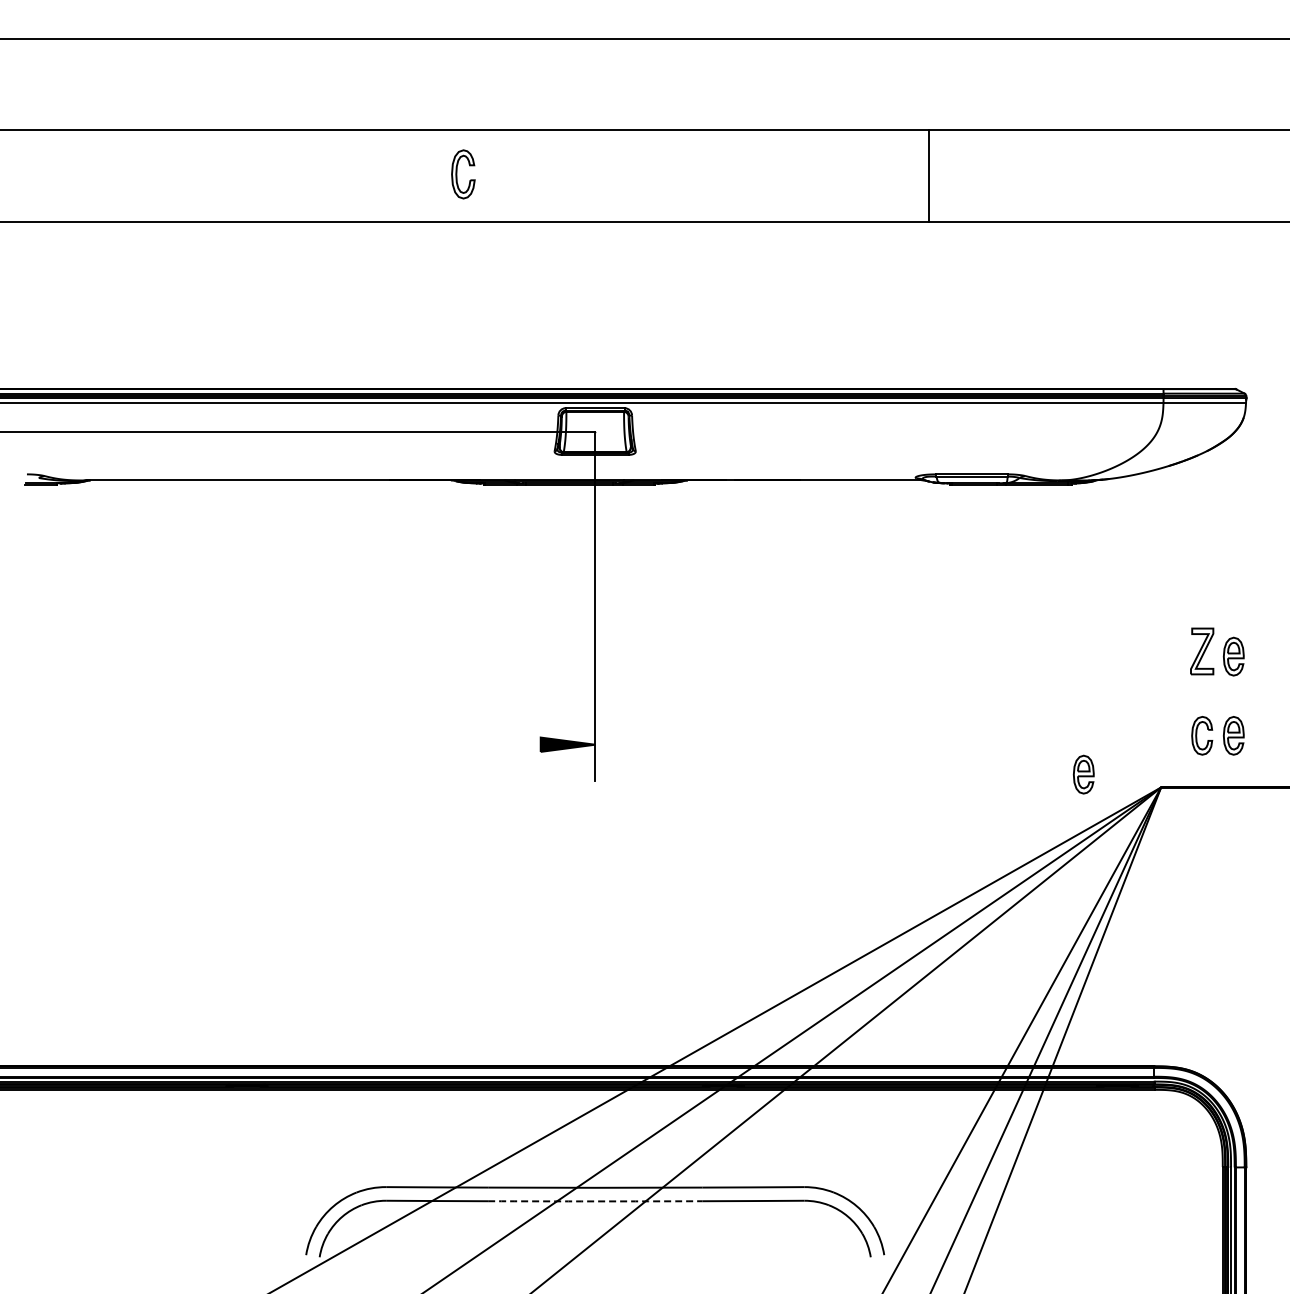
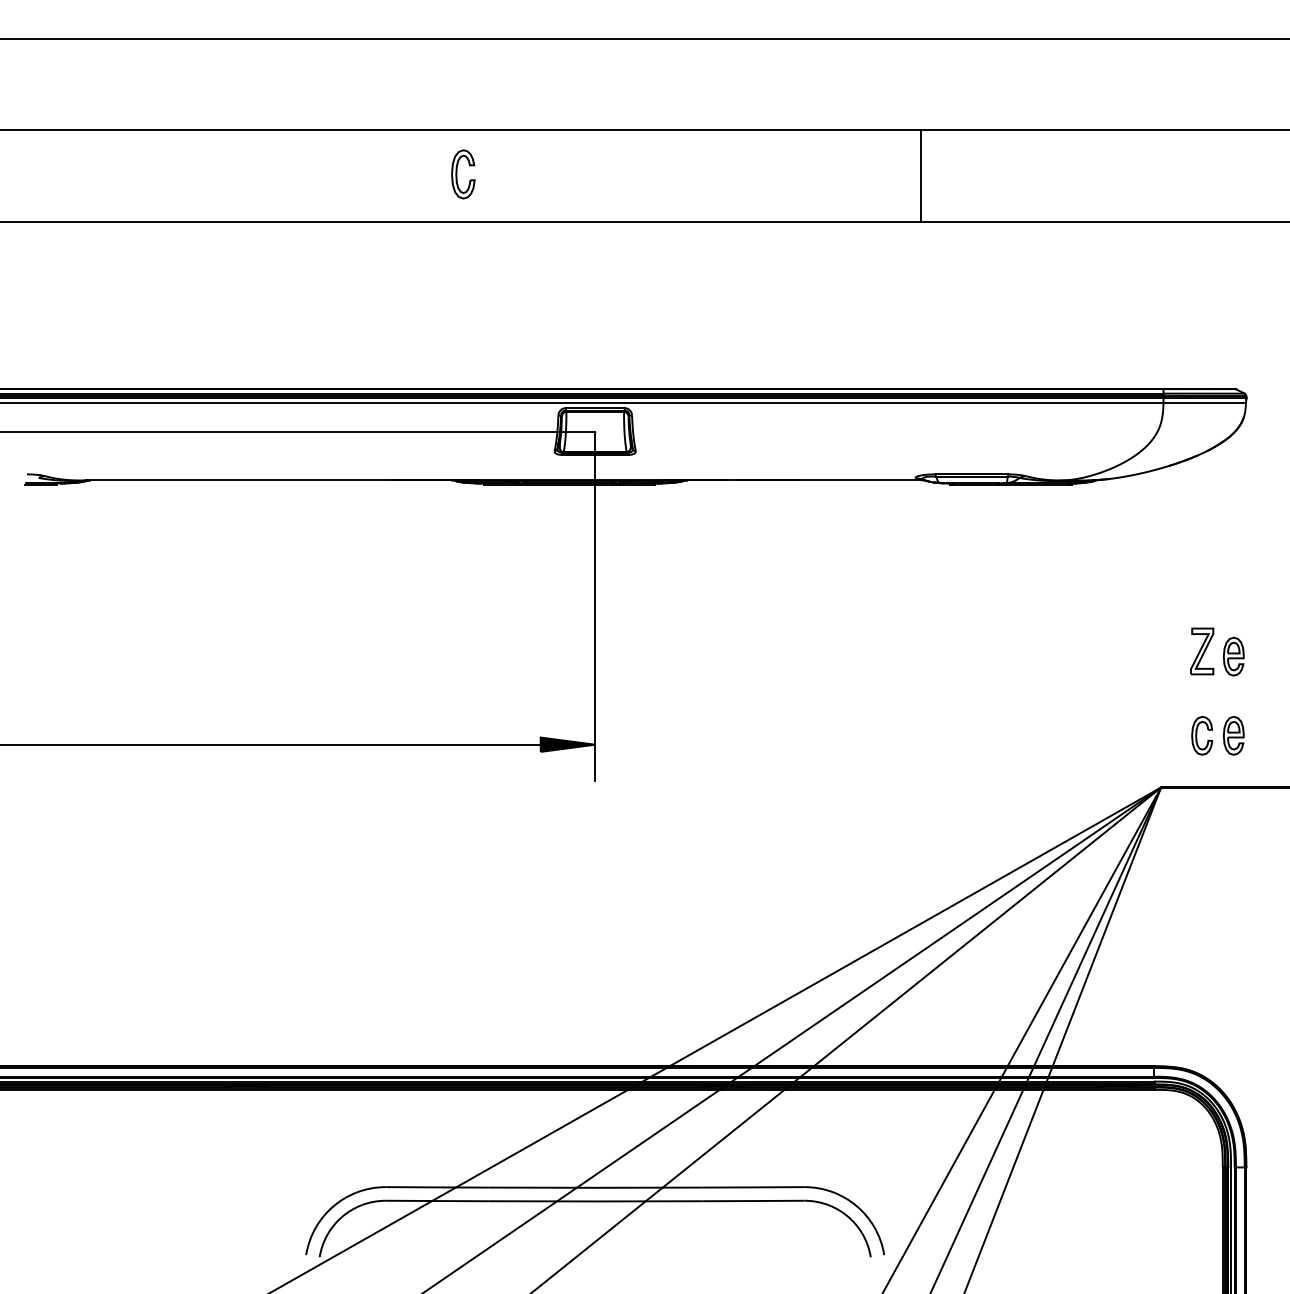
line position: (929, 176) -> (921, 176) (921, 176)
line: none -> present (271, 744)
part: present -> none (1083, 774)
arc: dashed -> solid (595, 1201)
